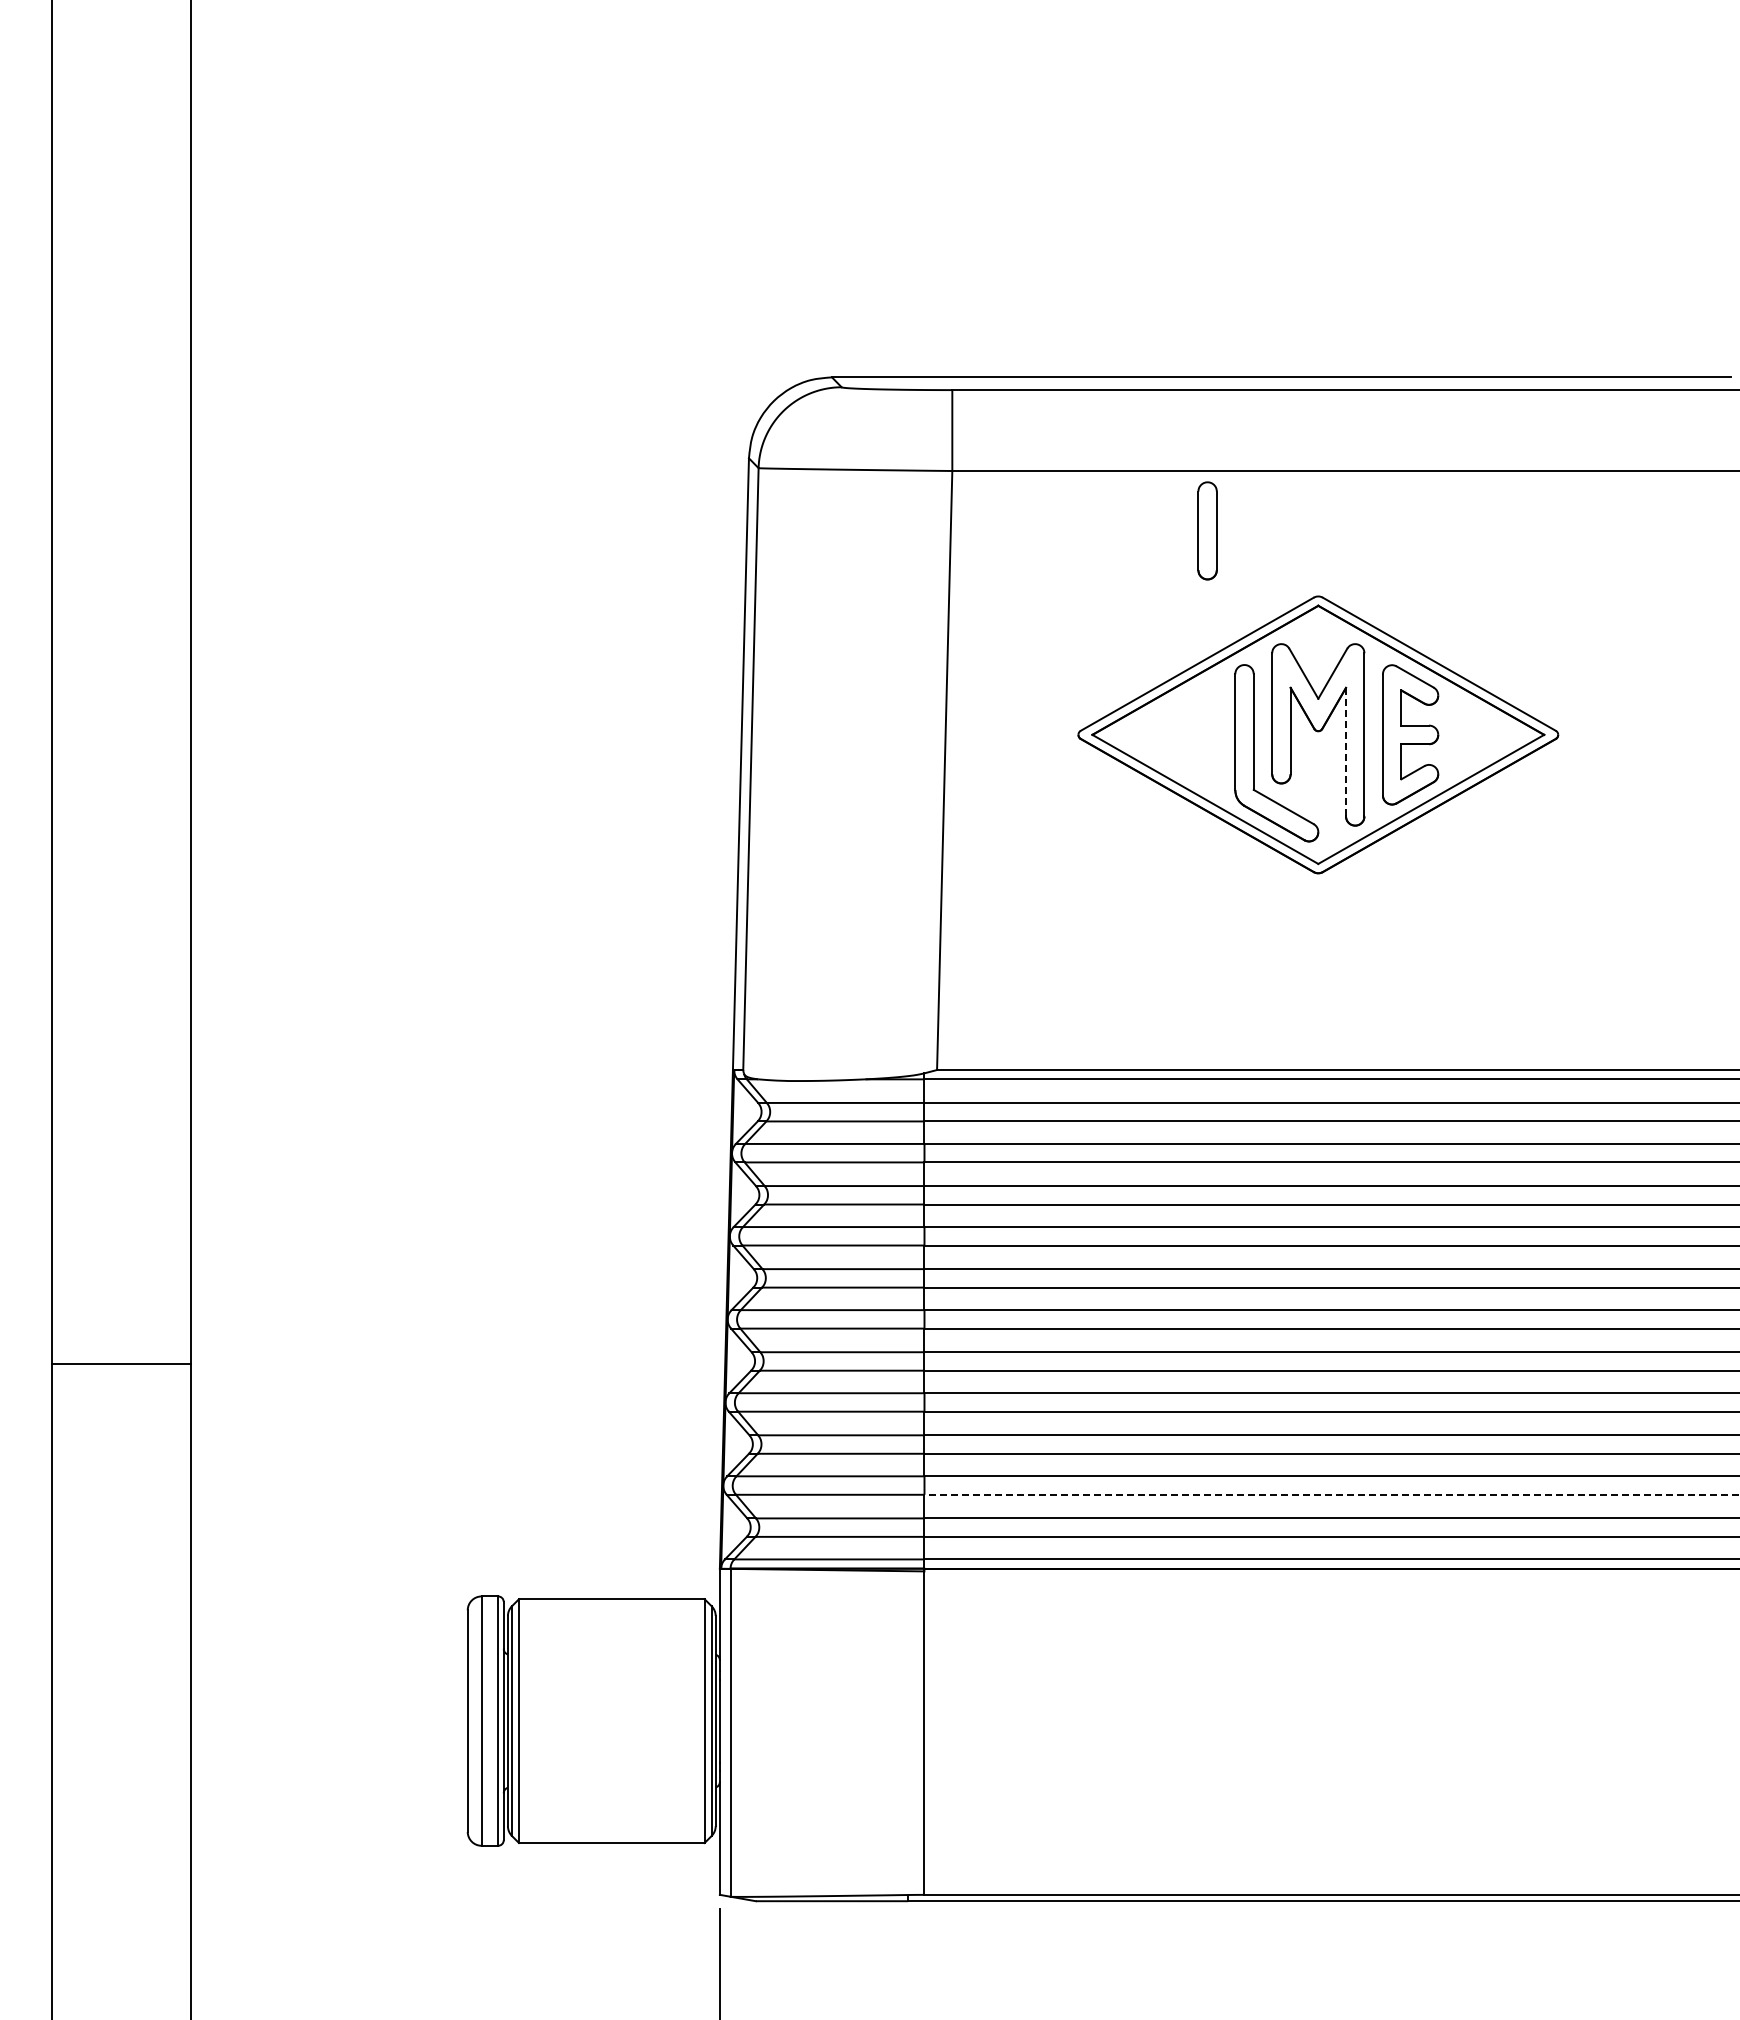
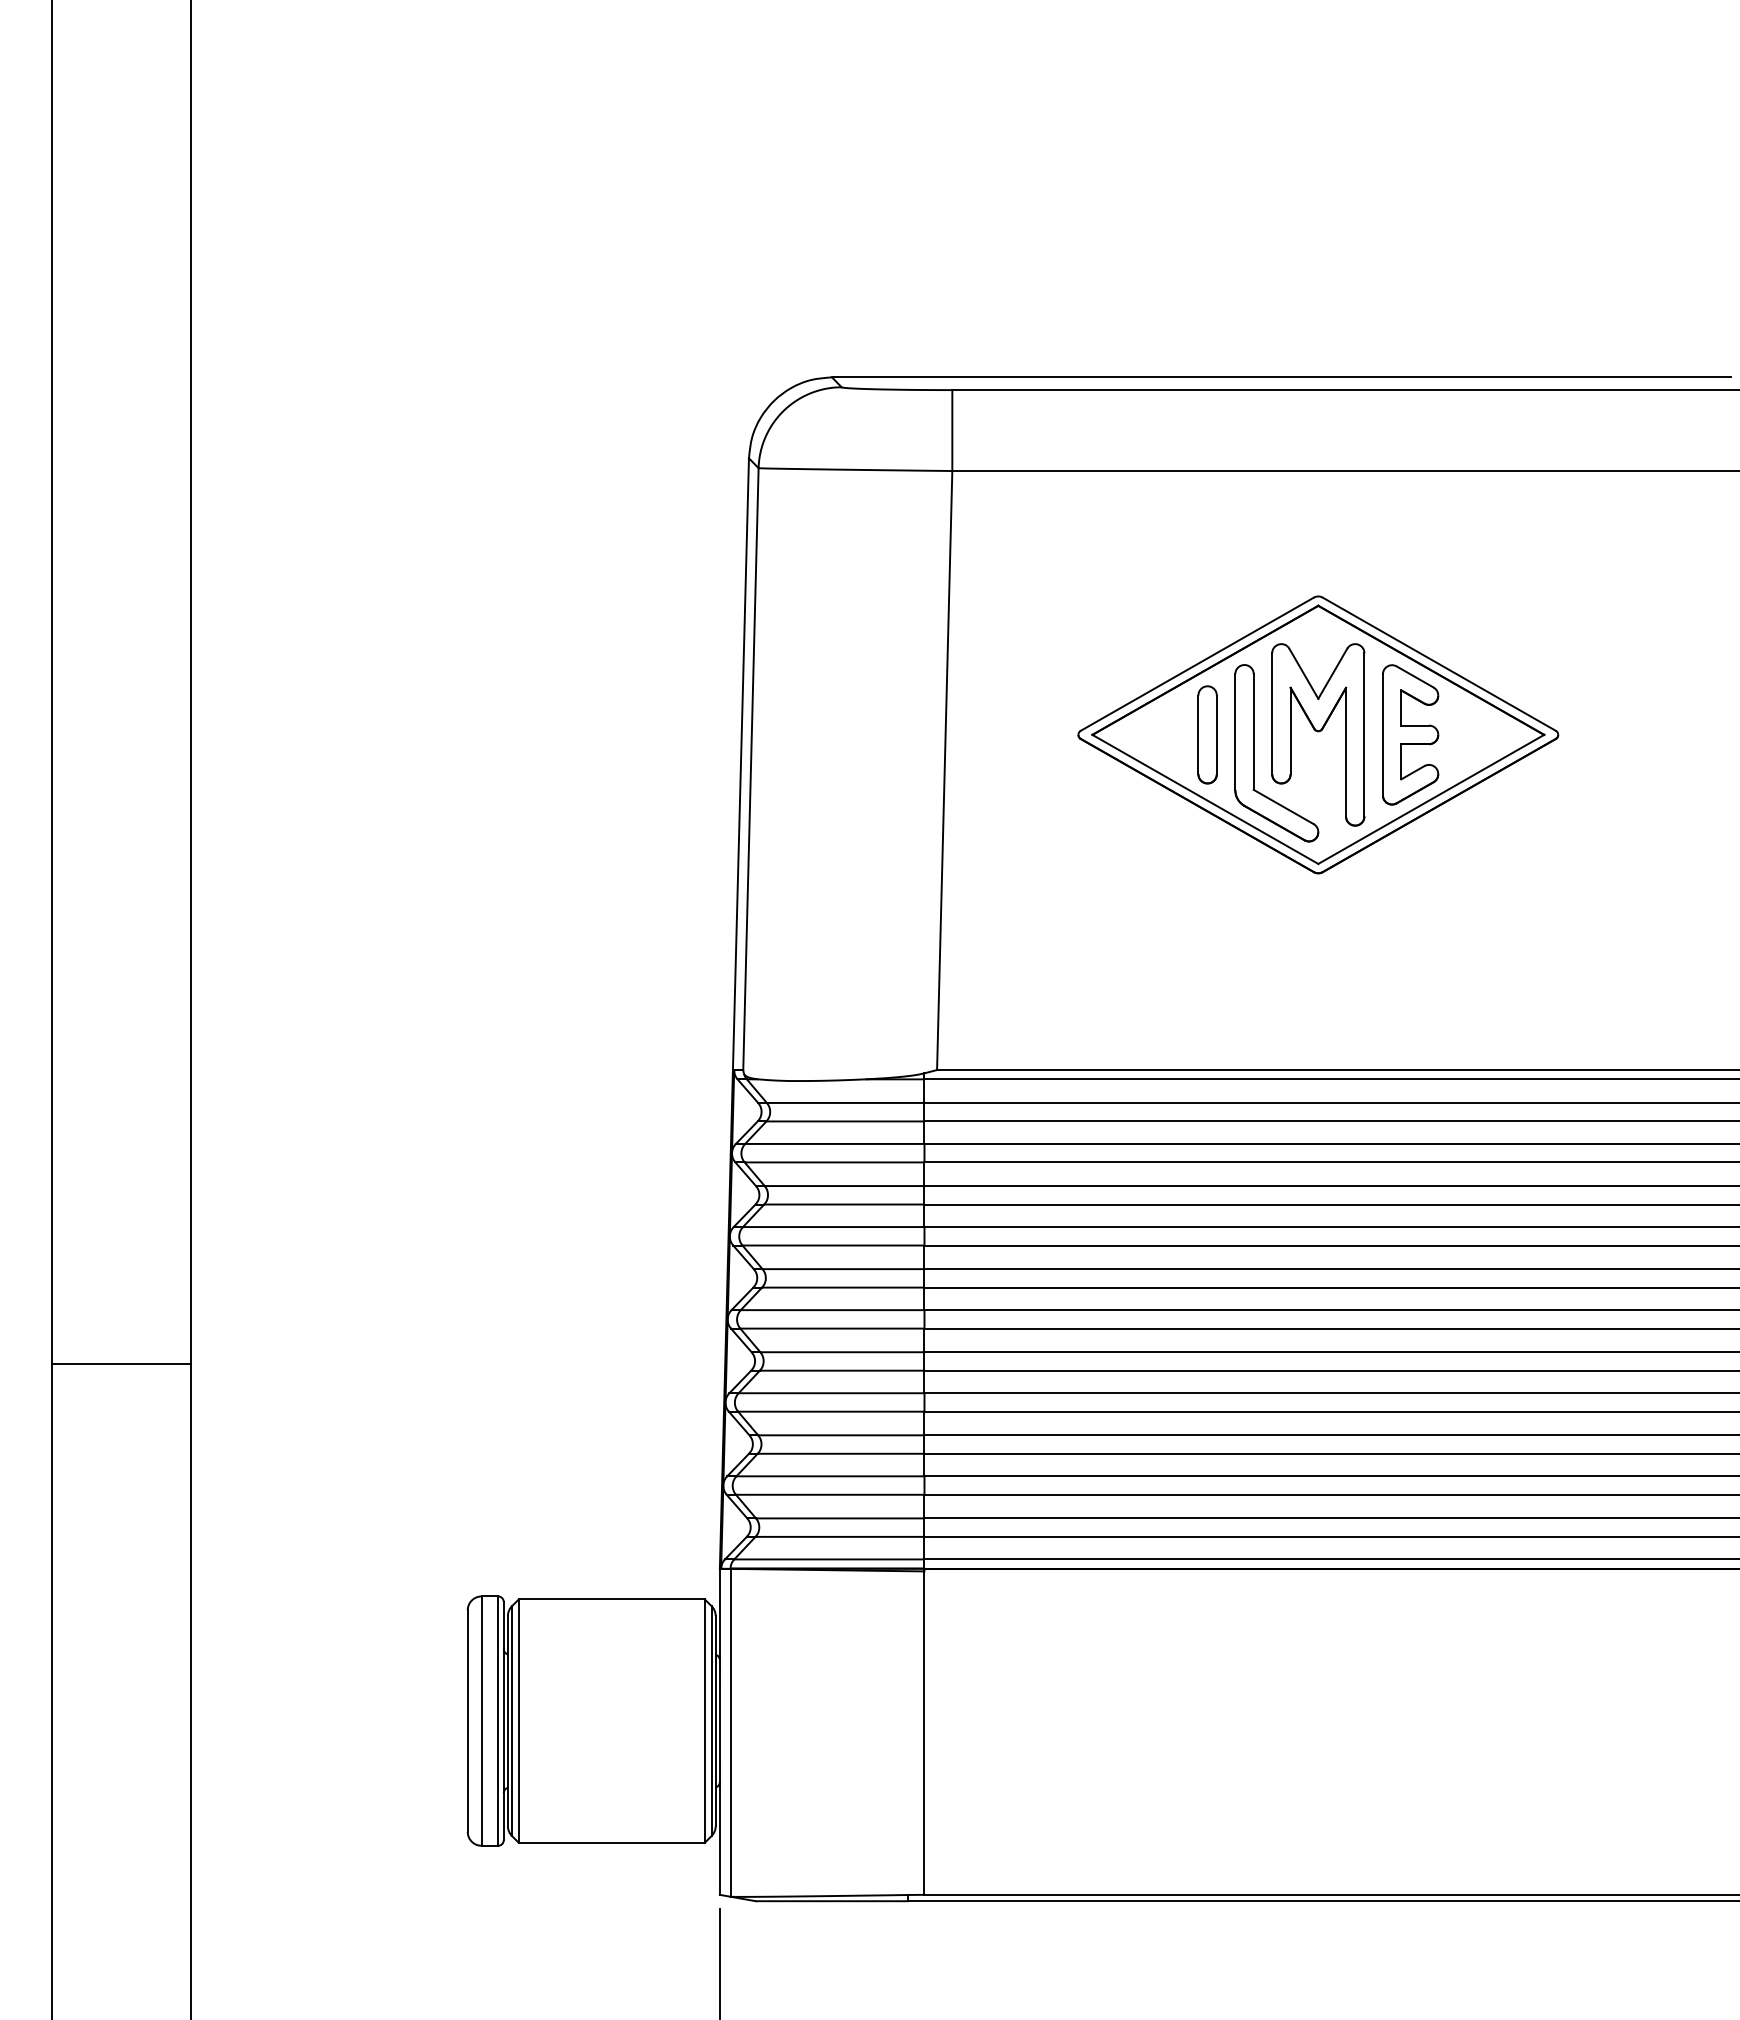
part position: (1207, 530) -> (1207, 734) (1207, 734)
line: dashed -> solid (1346, 752)
line: dashed -> solid (1331, 1494)
